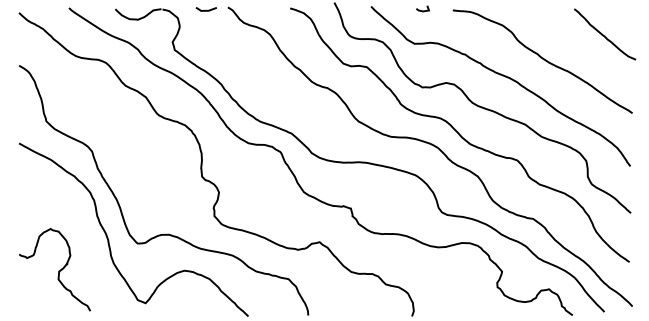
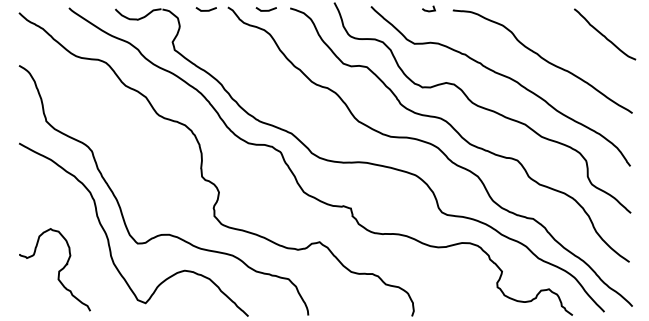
curve: none -> present (265, 9)
curve position: (422, 10) -> (428, 10) (428, 10)
